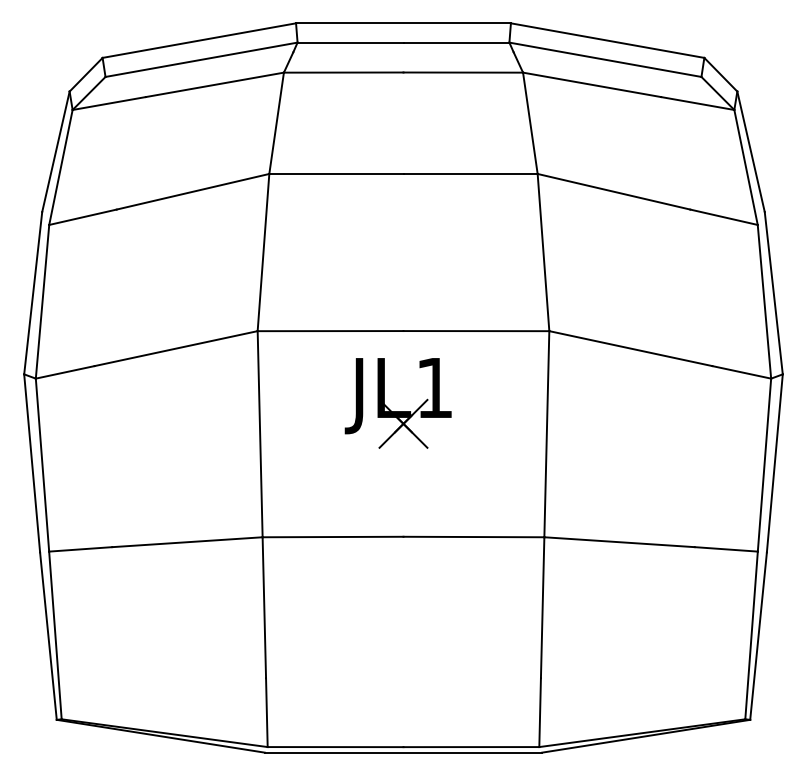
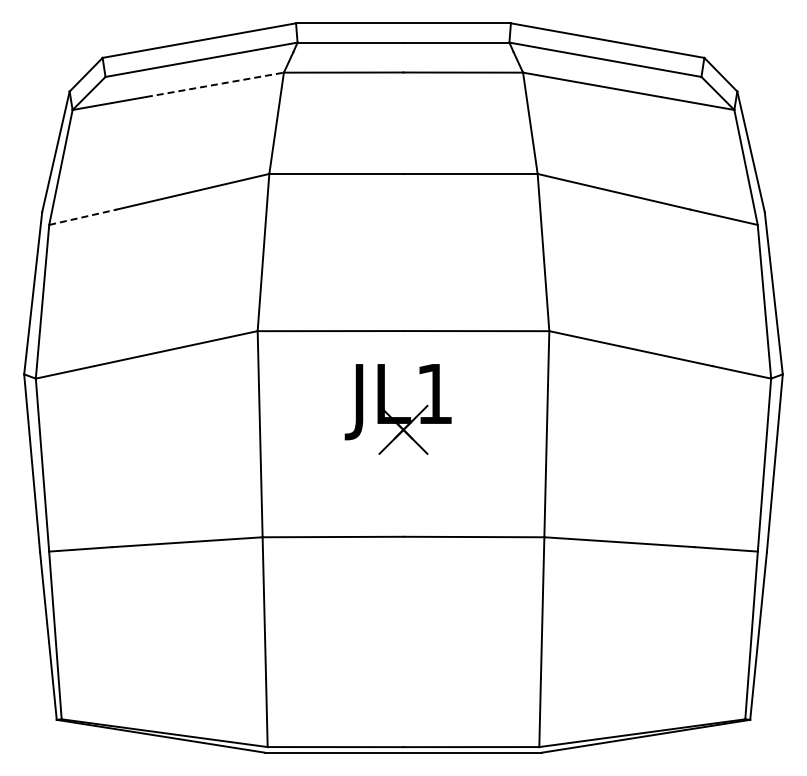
line: solid -> dashed (215, 84)
line: solid -> dashed (82, 217)
part position: (397, 411) -> (397, 417) (397, 417)
